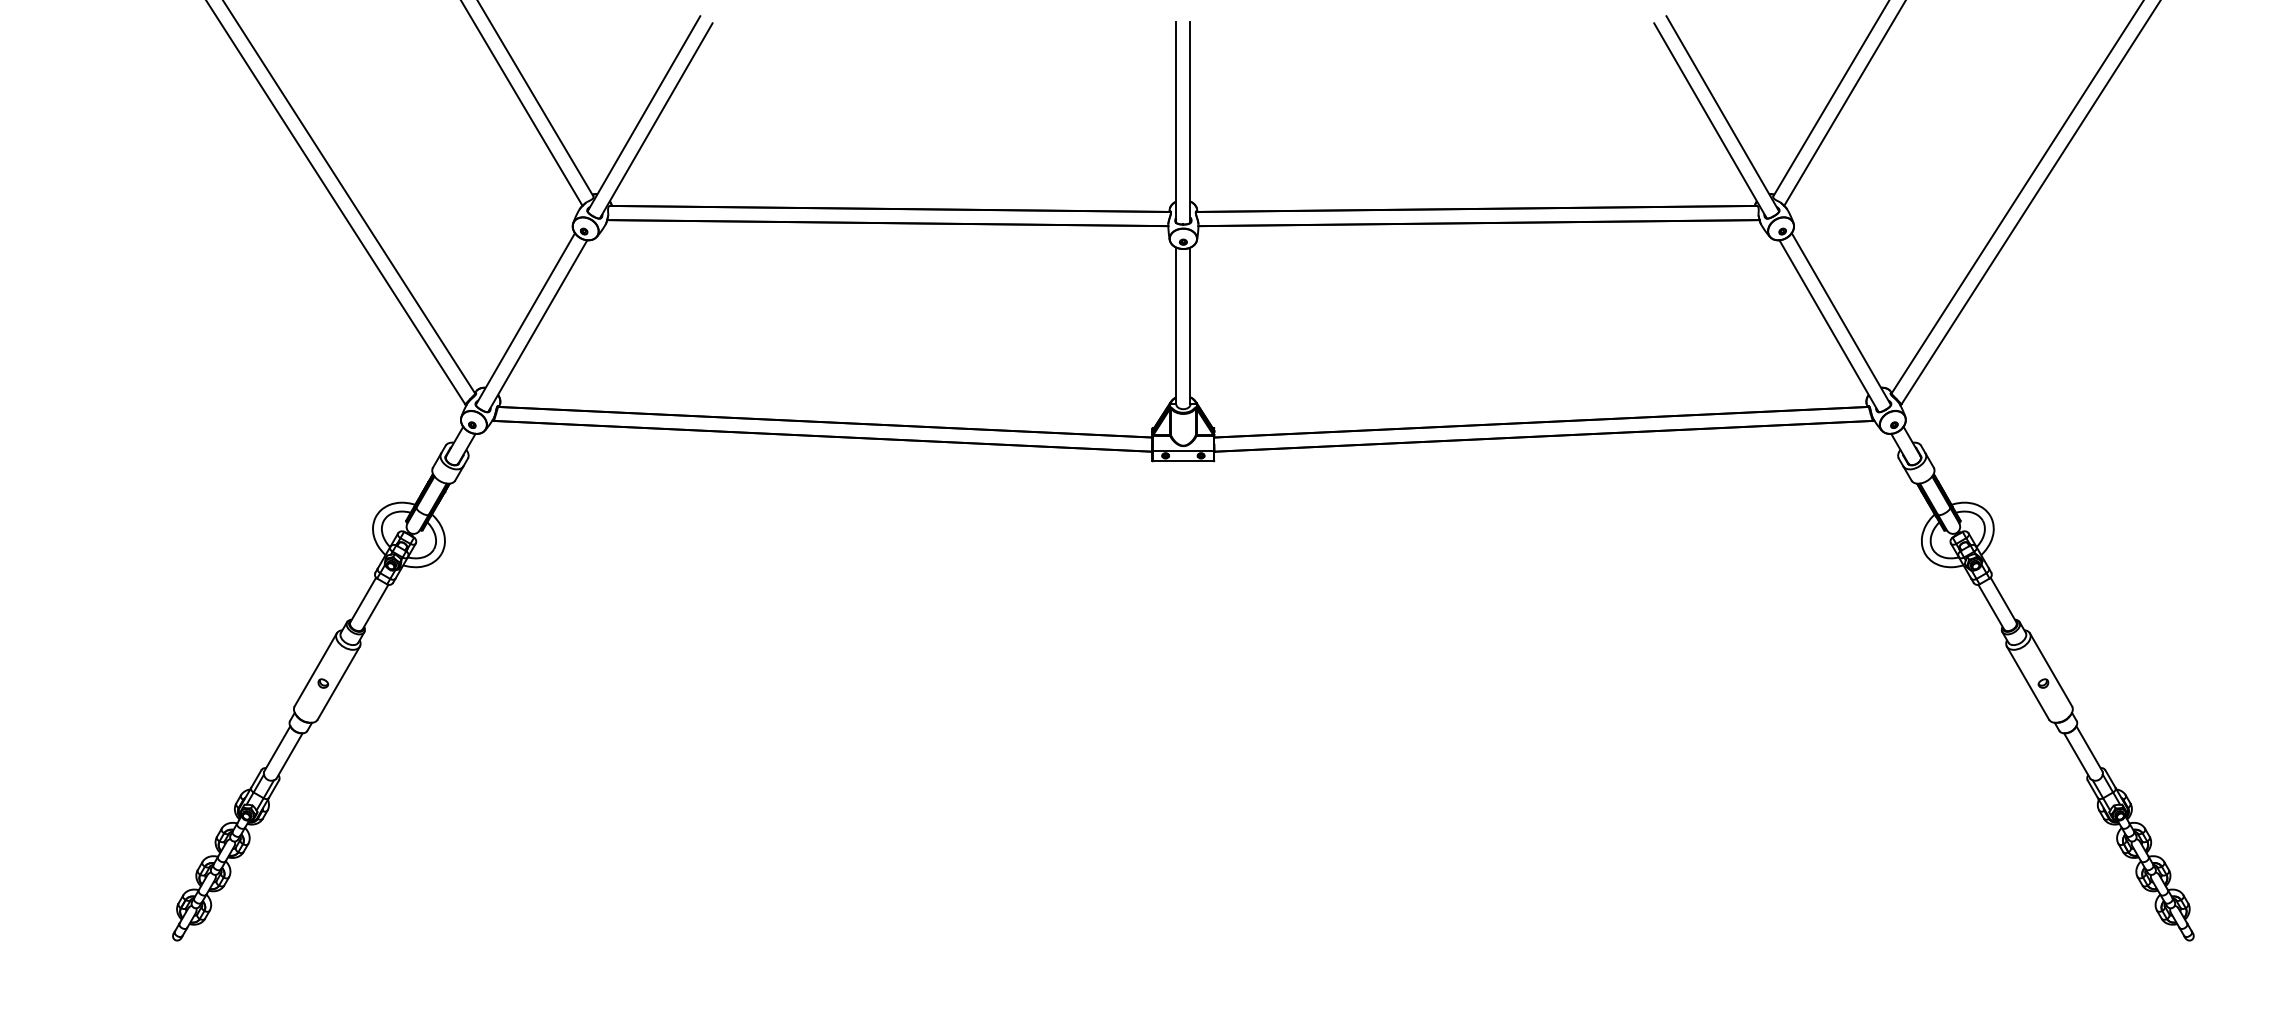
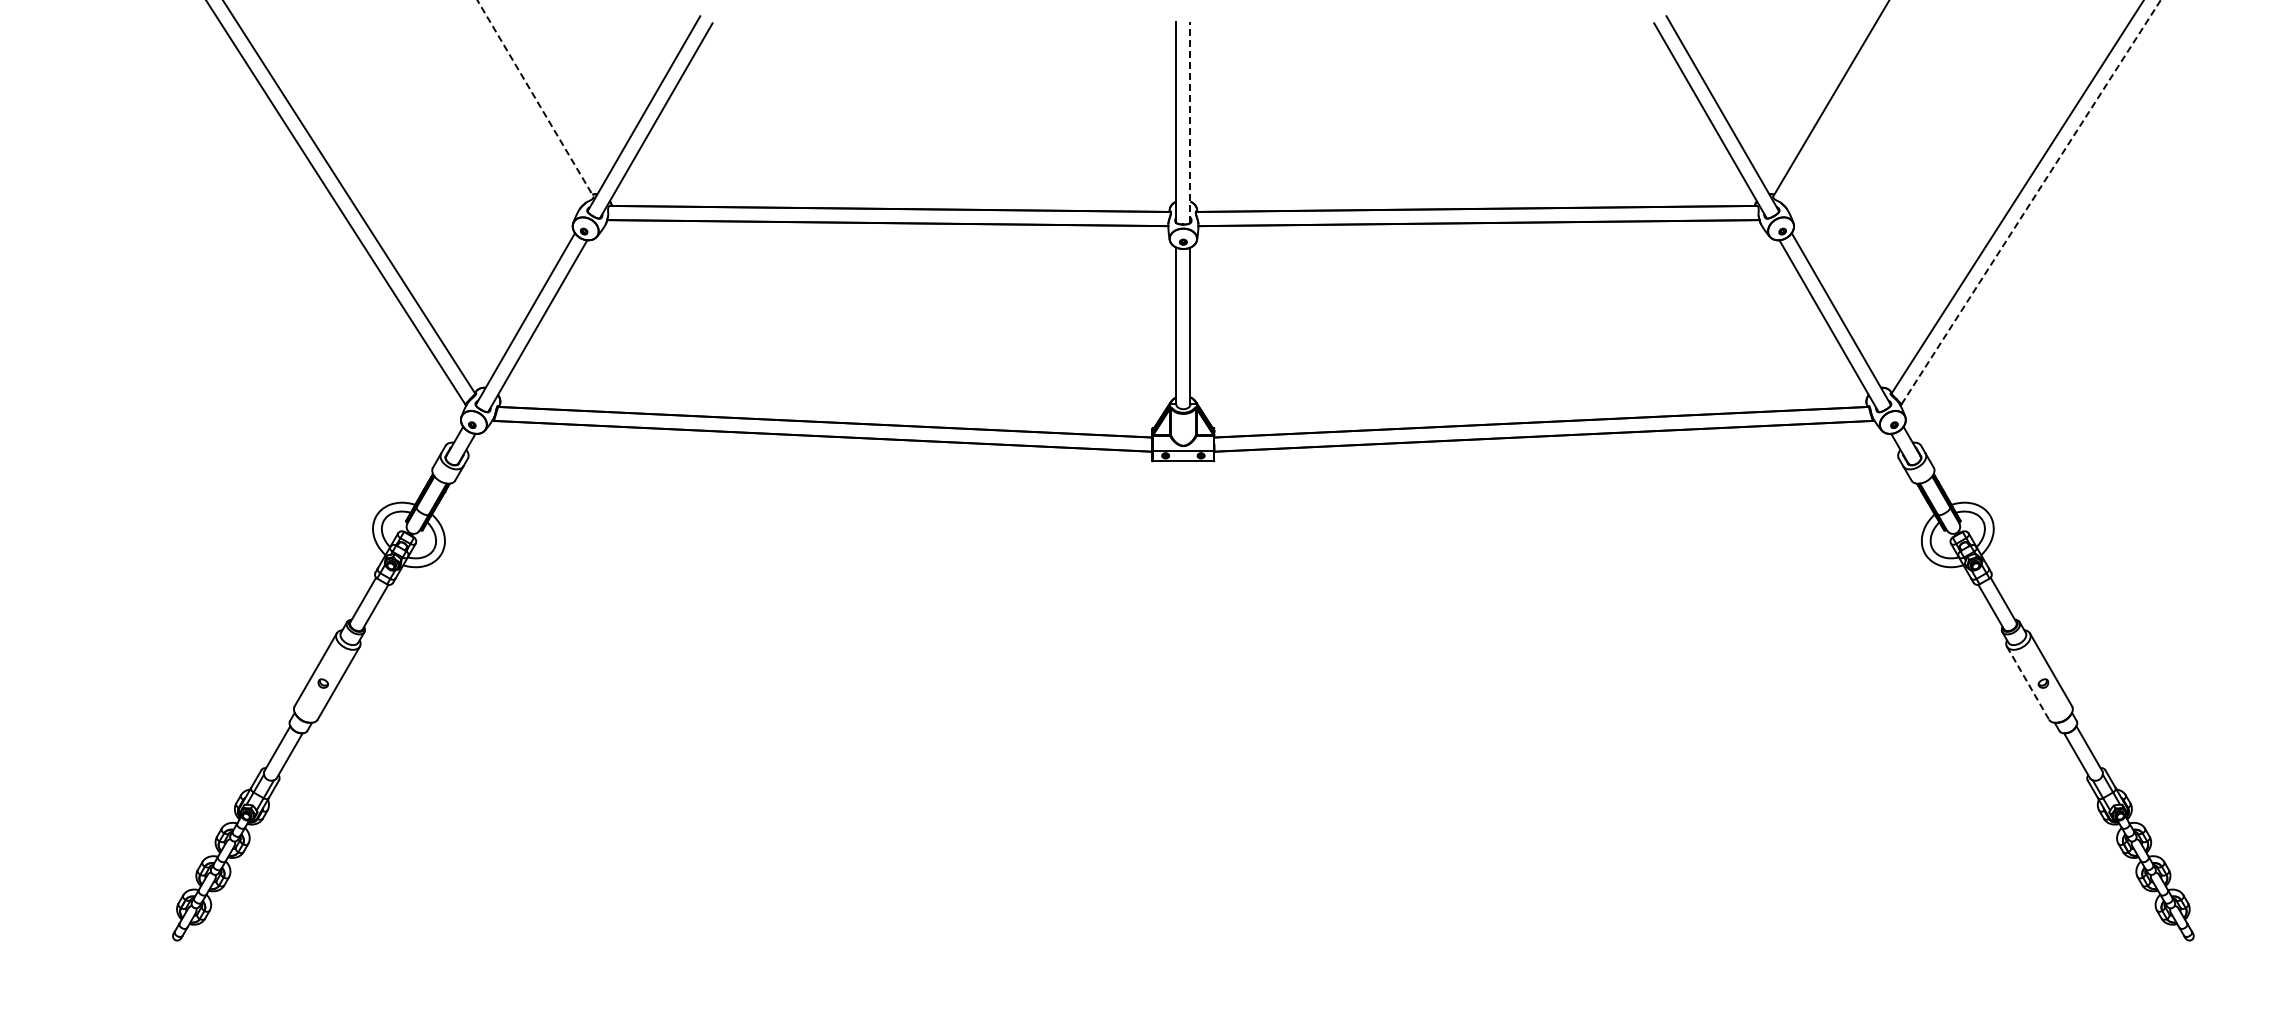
line: solid -> dashed (535, 98)
line: present -> none (522, 103)
line: present -> none (1844, 103)
line: solid -> dashed (1190, 121)
line: solid -> dashed (2031, 202)
line: solid -> dashed (2028, 683)
